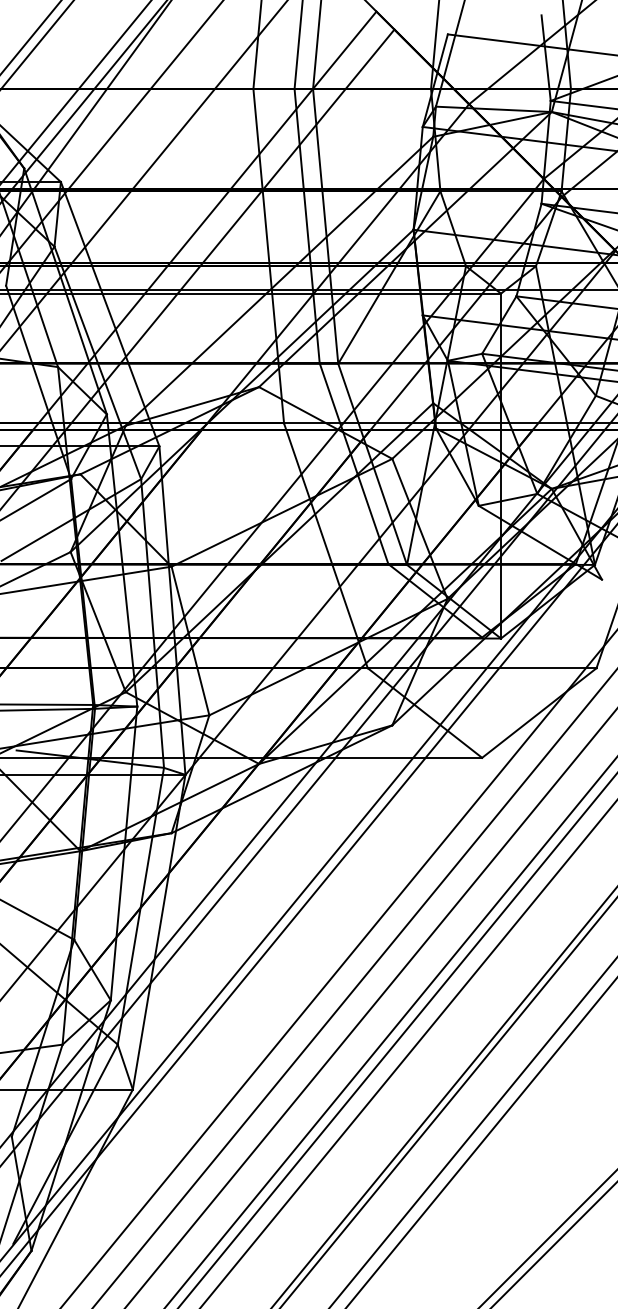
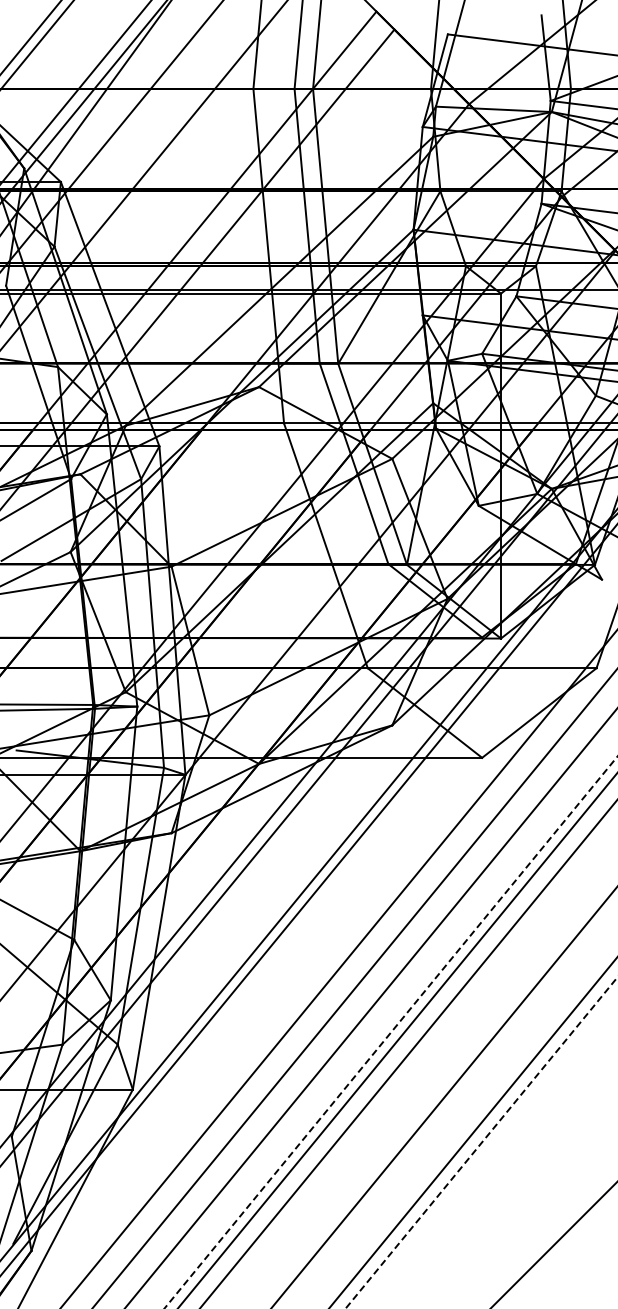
line: solid -> dashed (391, 1032)
line: present -> none (448, 1102)
line: solid -> dashed (481, 1143)
line: present -> none (547, 1238)
